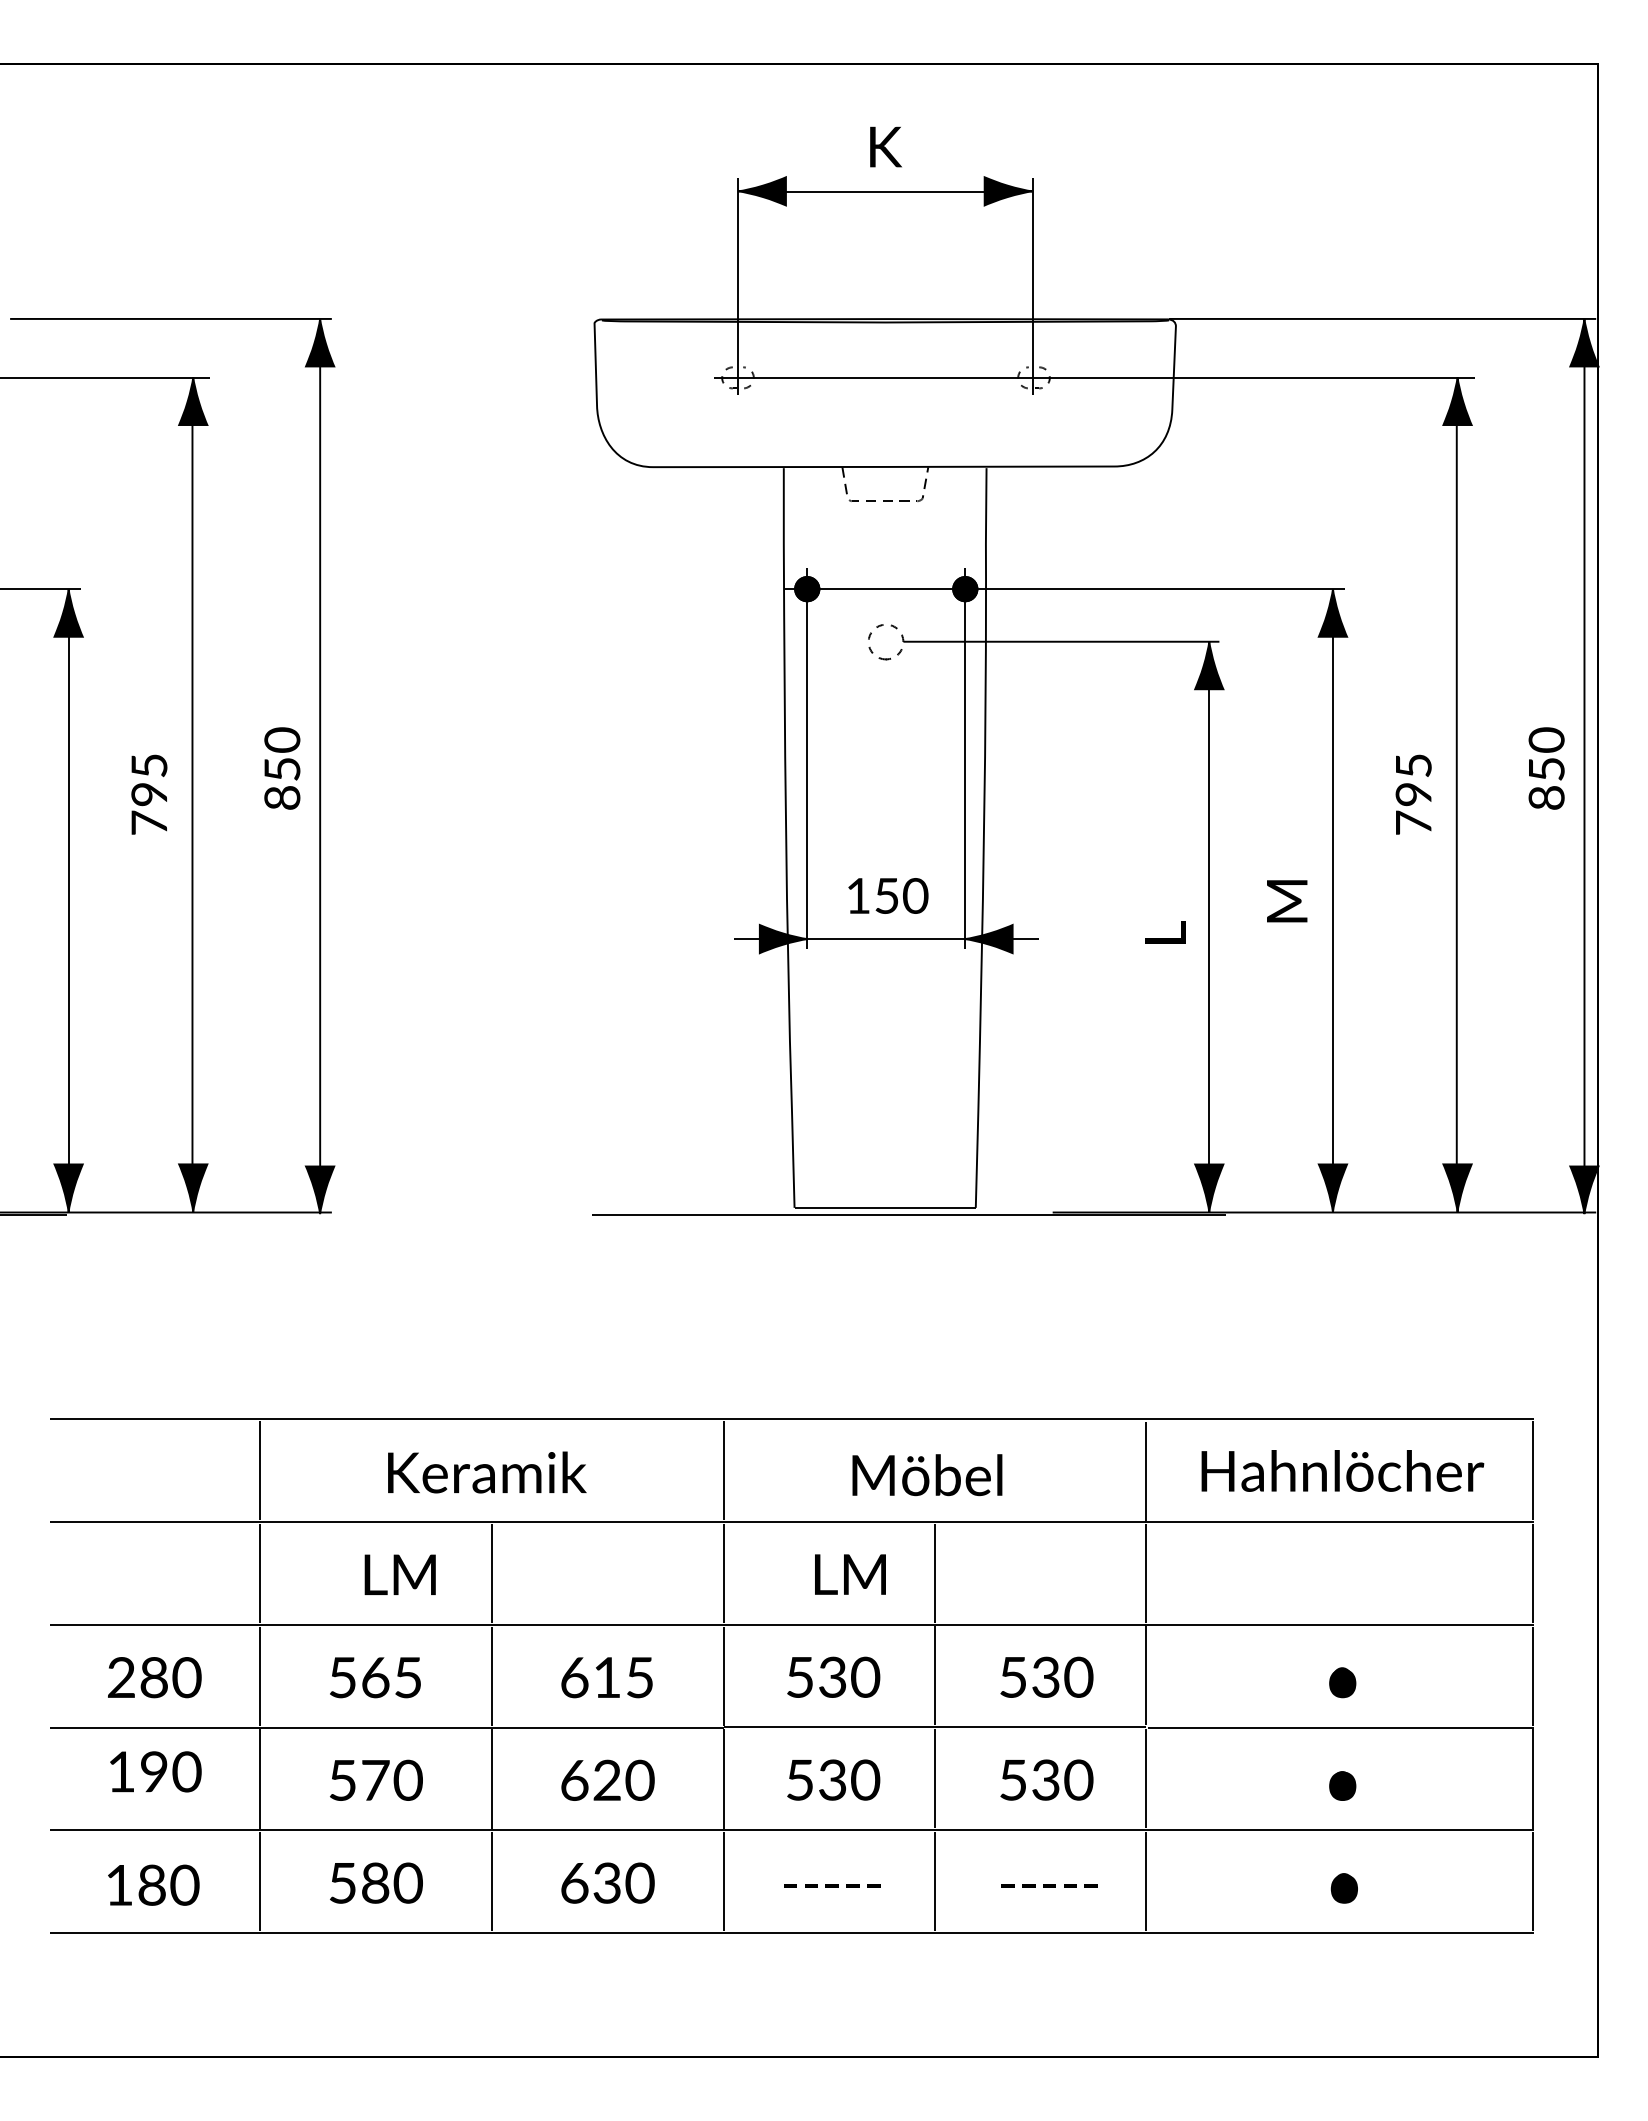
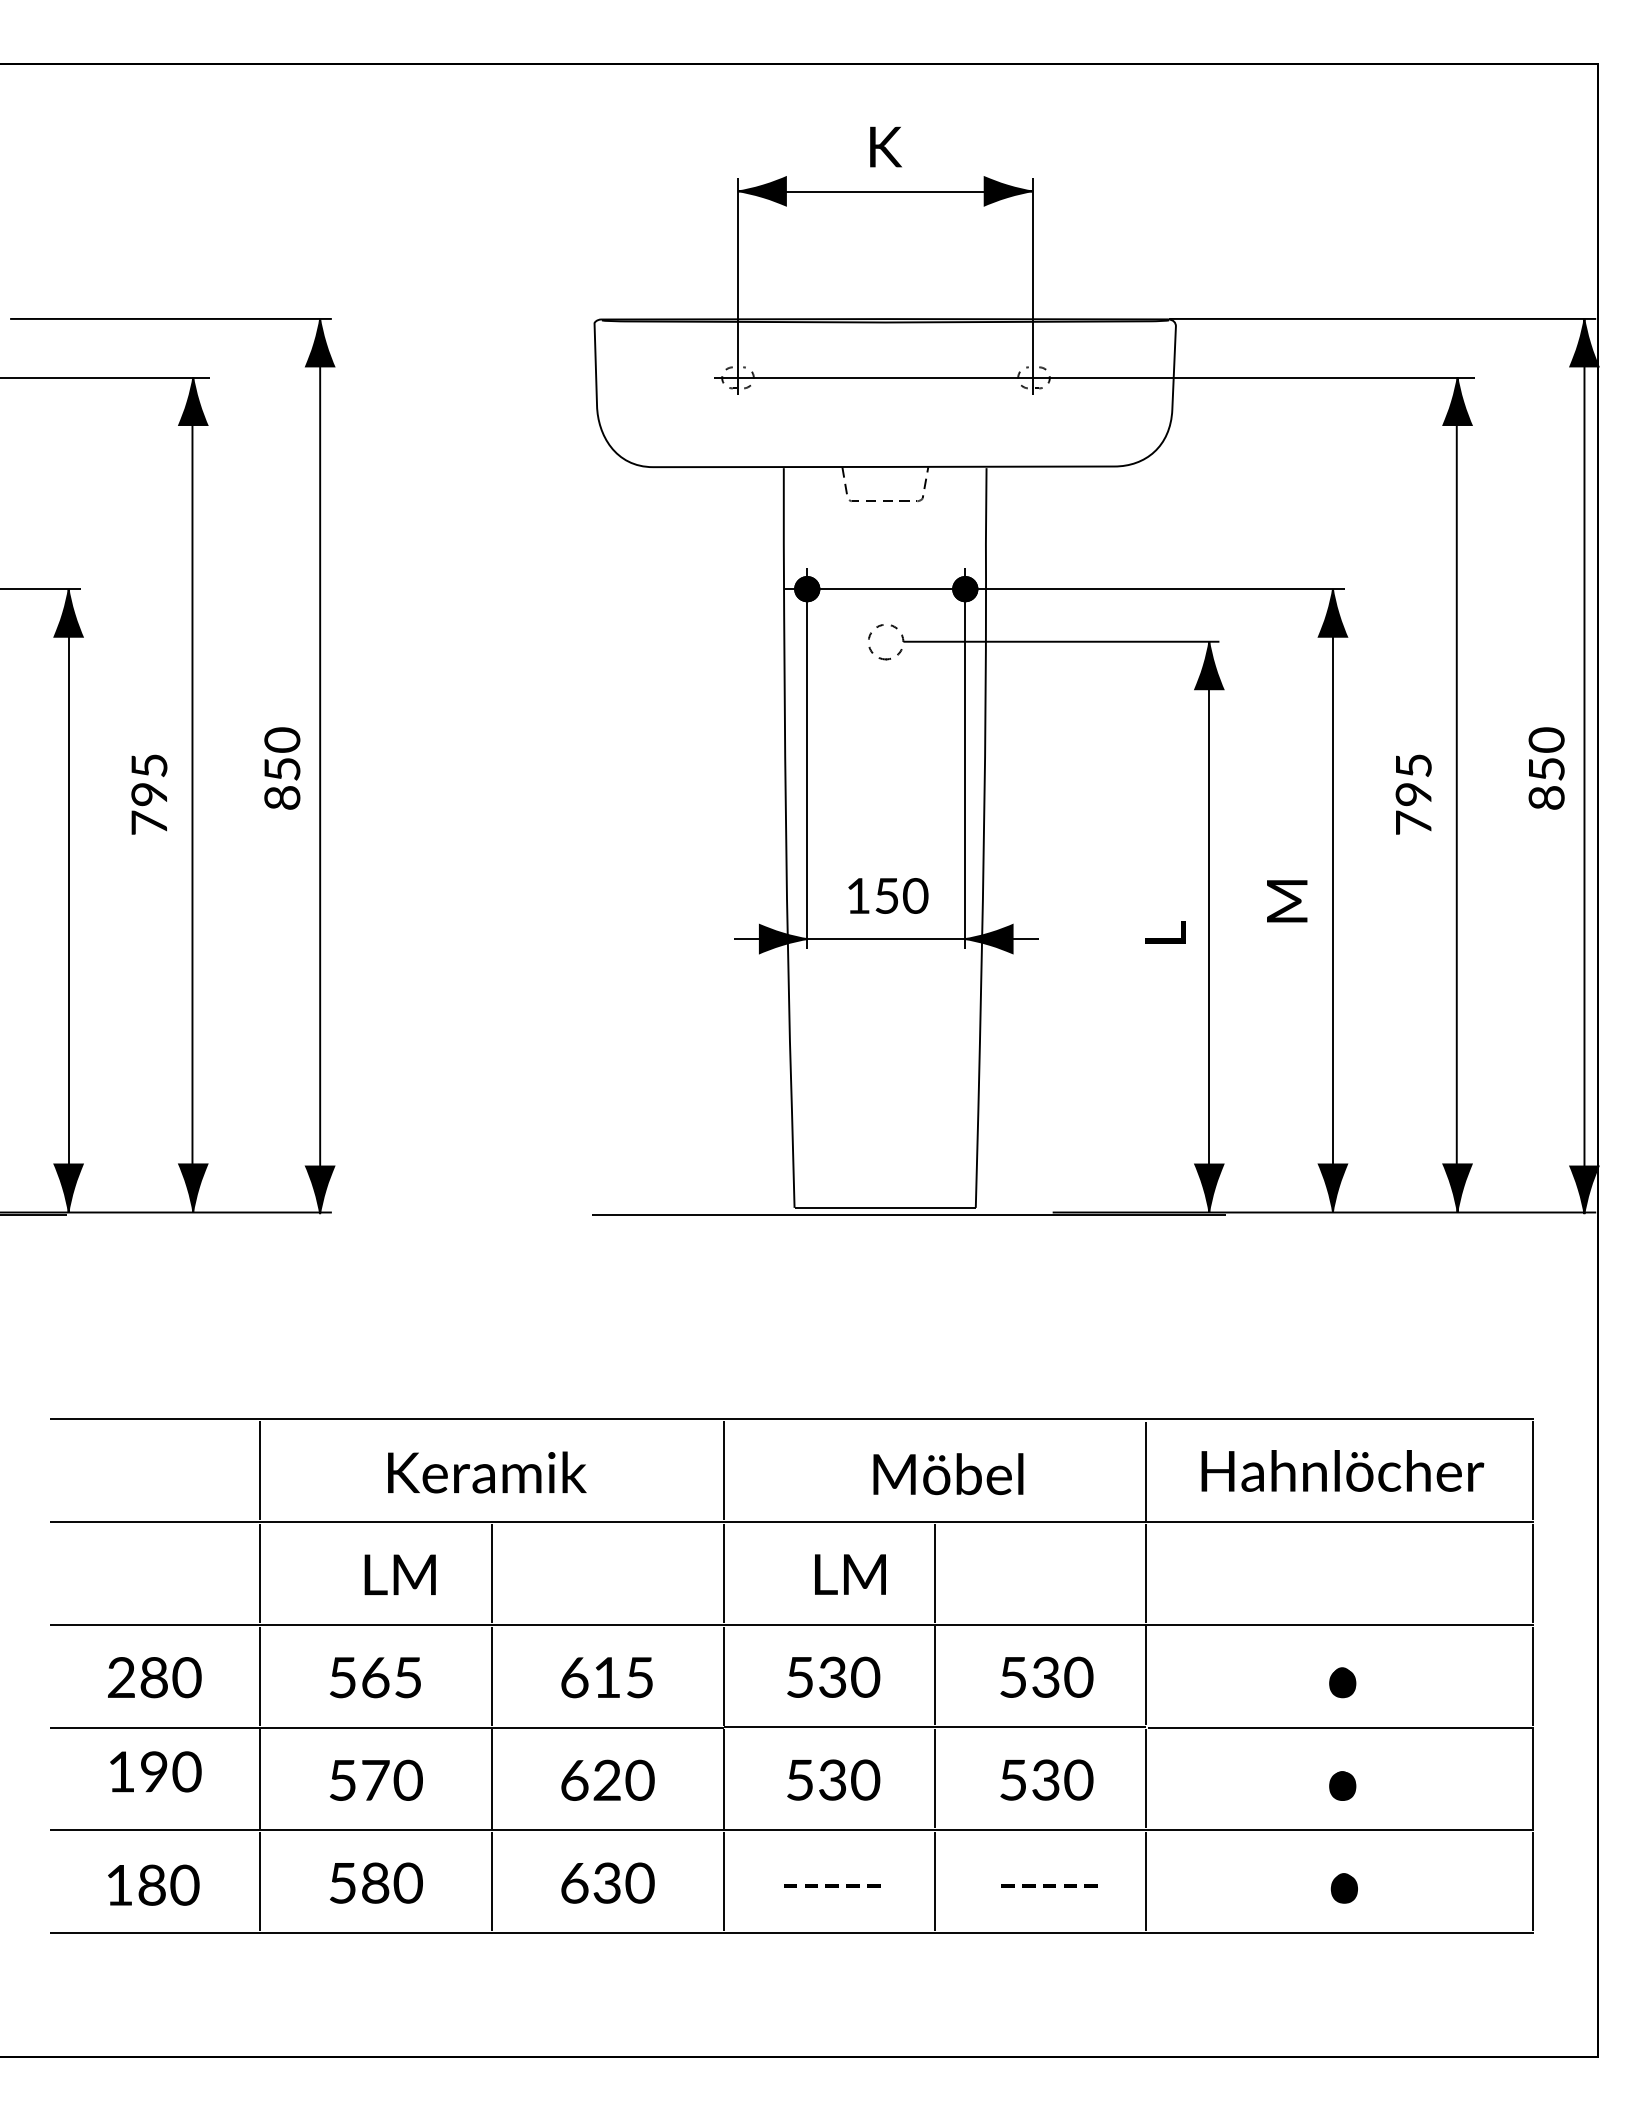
text position: (927, 1475) -> (948, 1474) (948, 1474)
